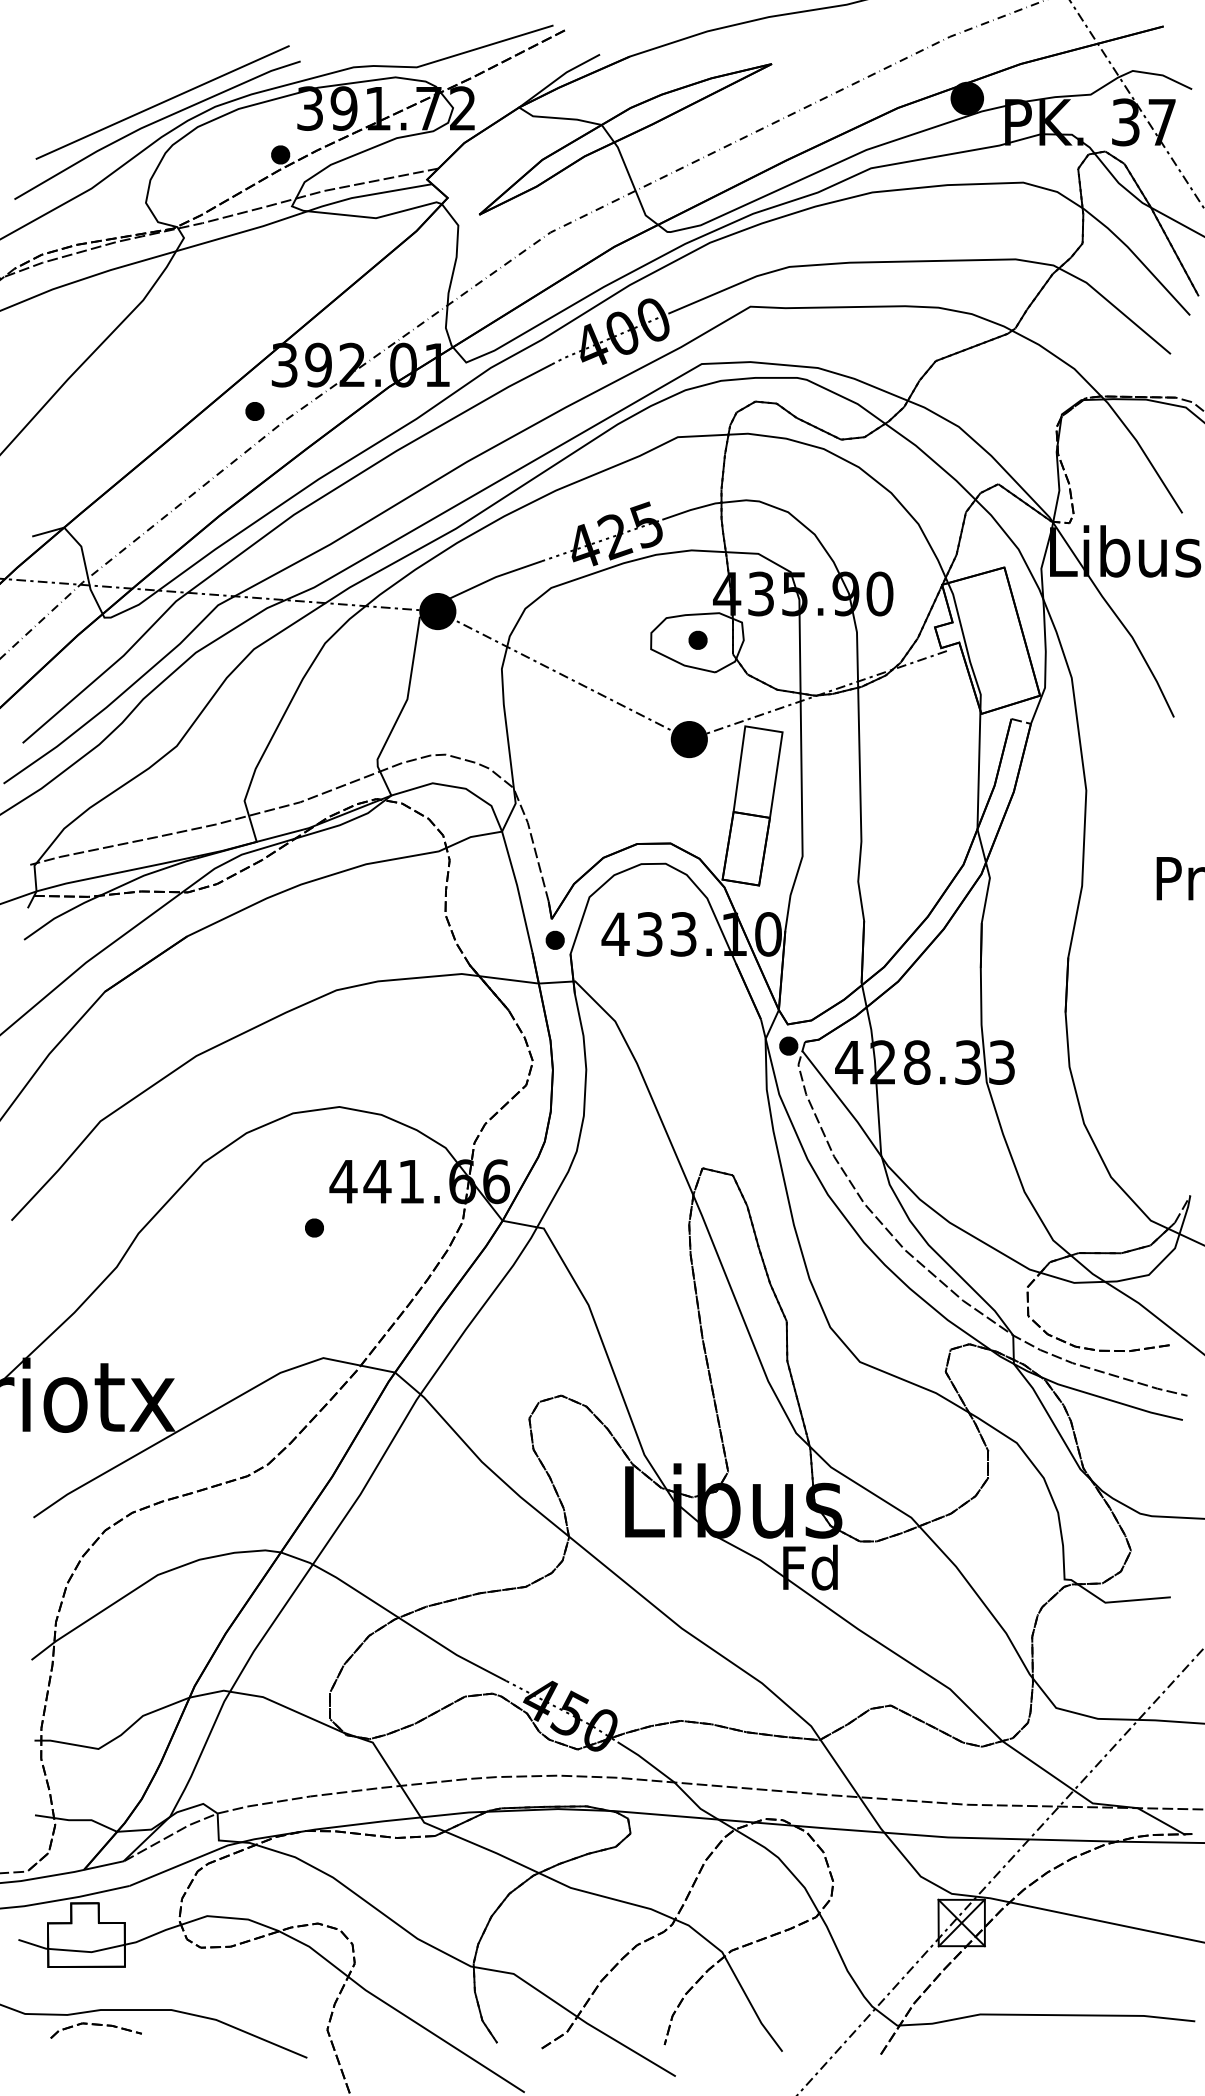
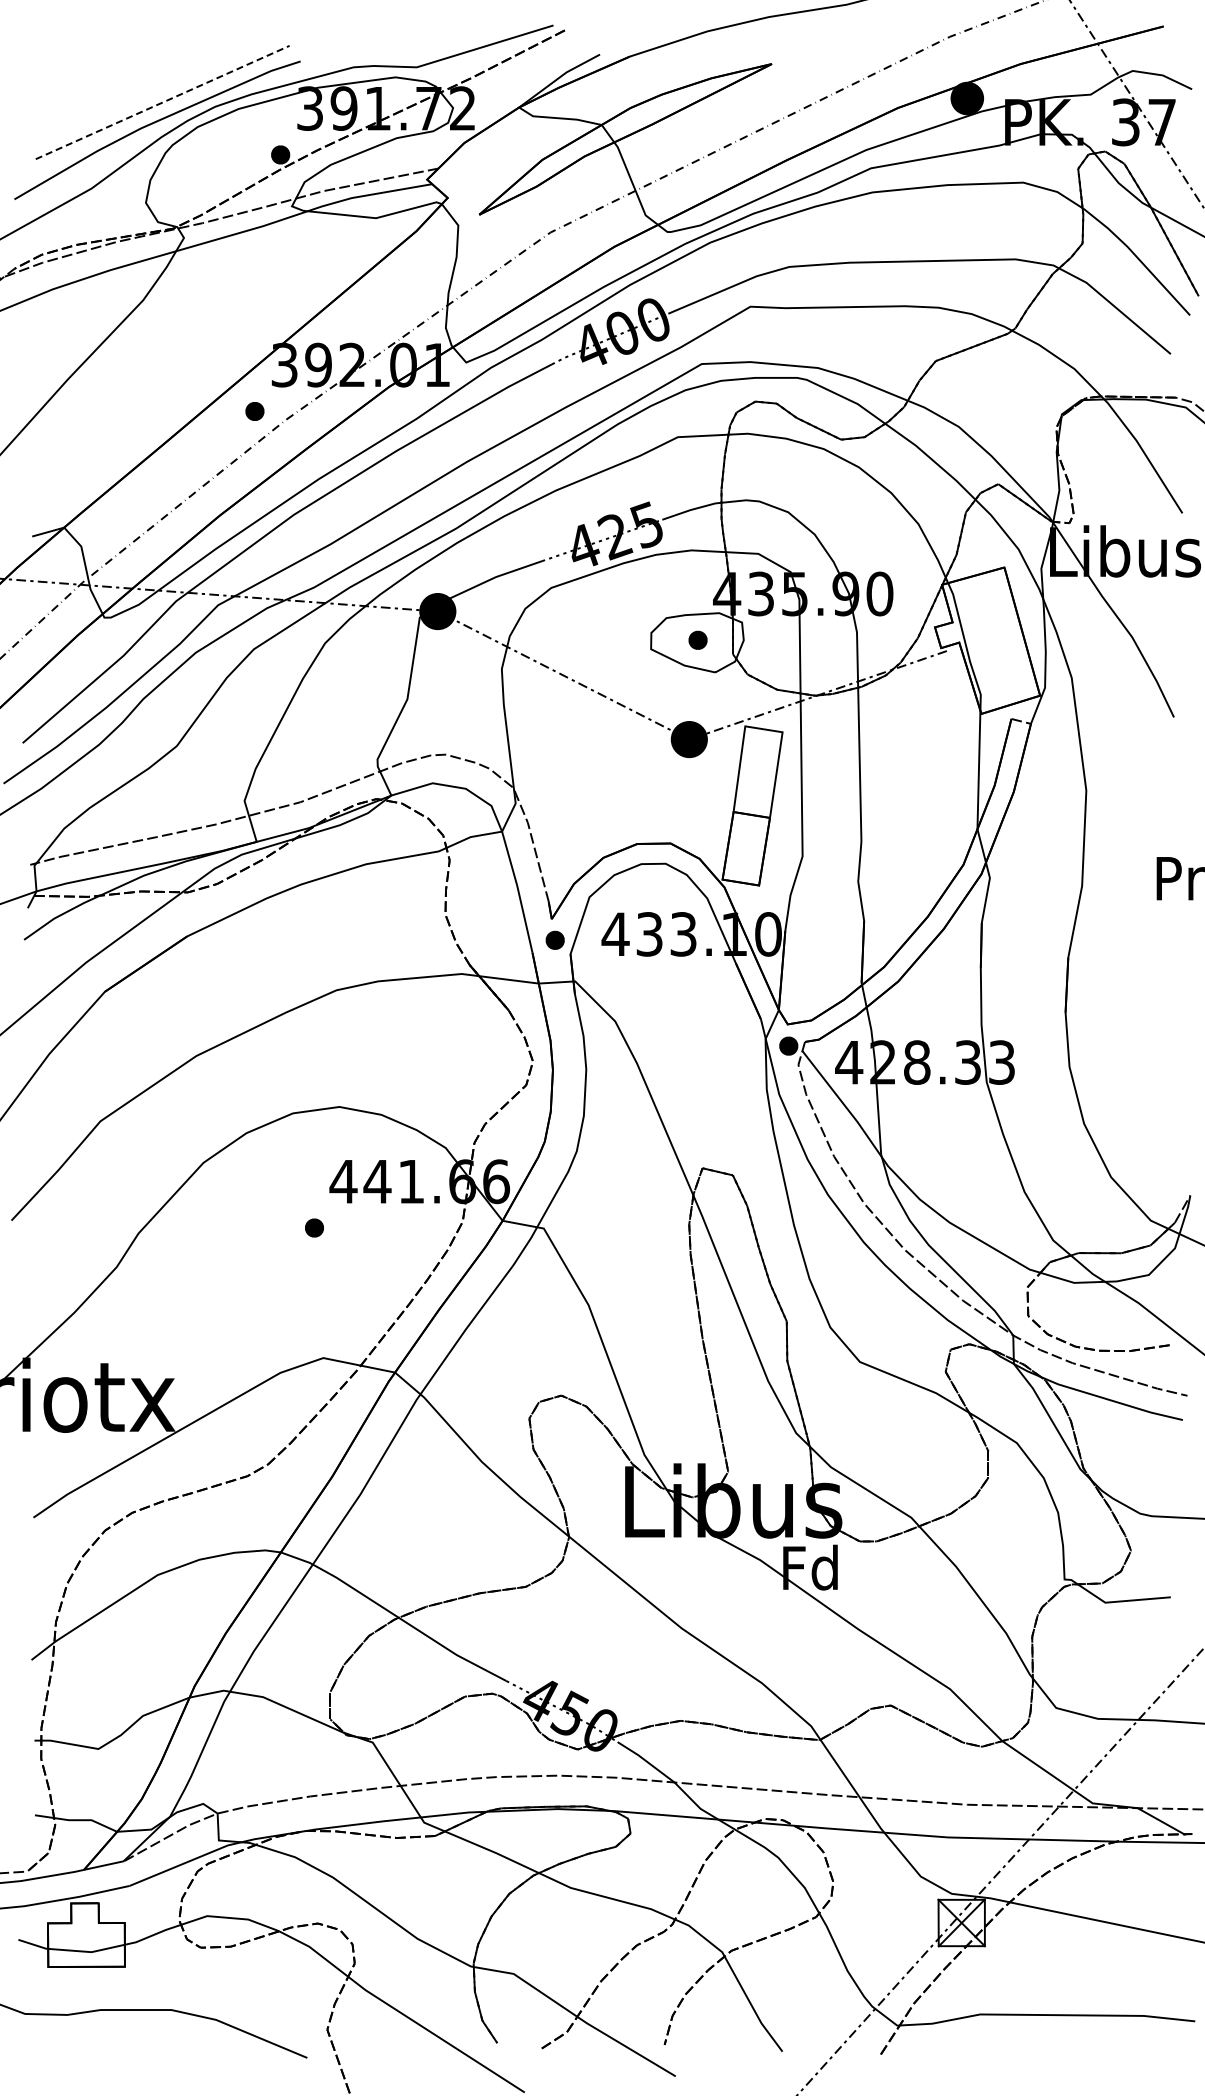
line: solid -> dashed (162, 102)
part: present -> none (95, 2030)
